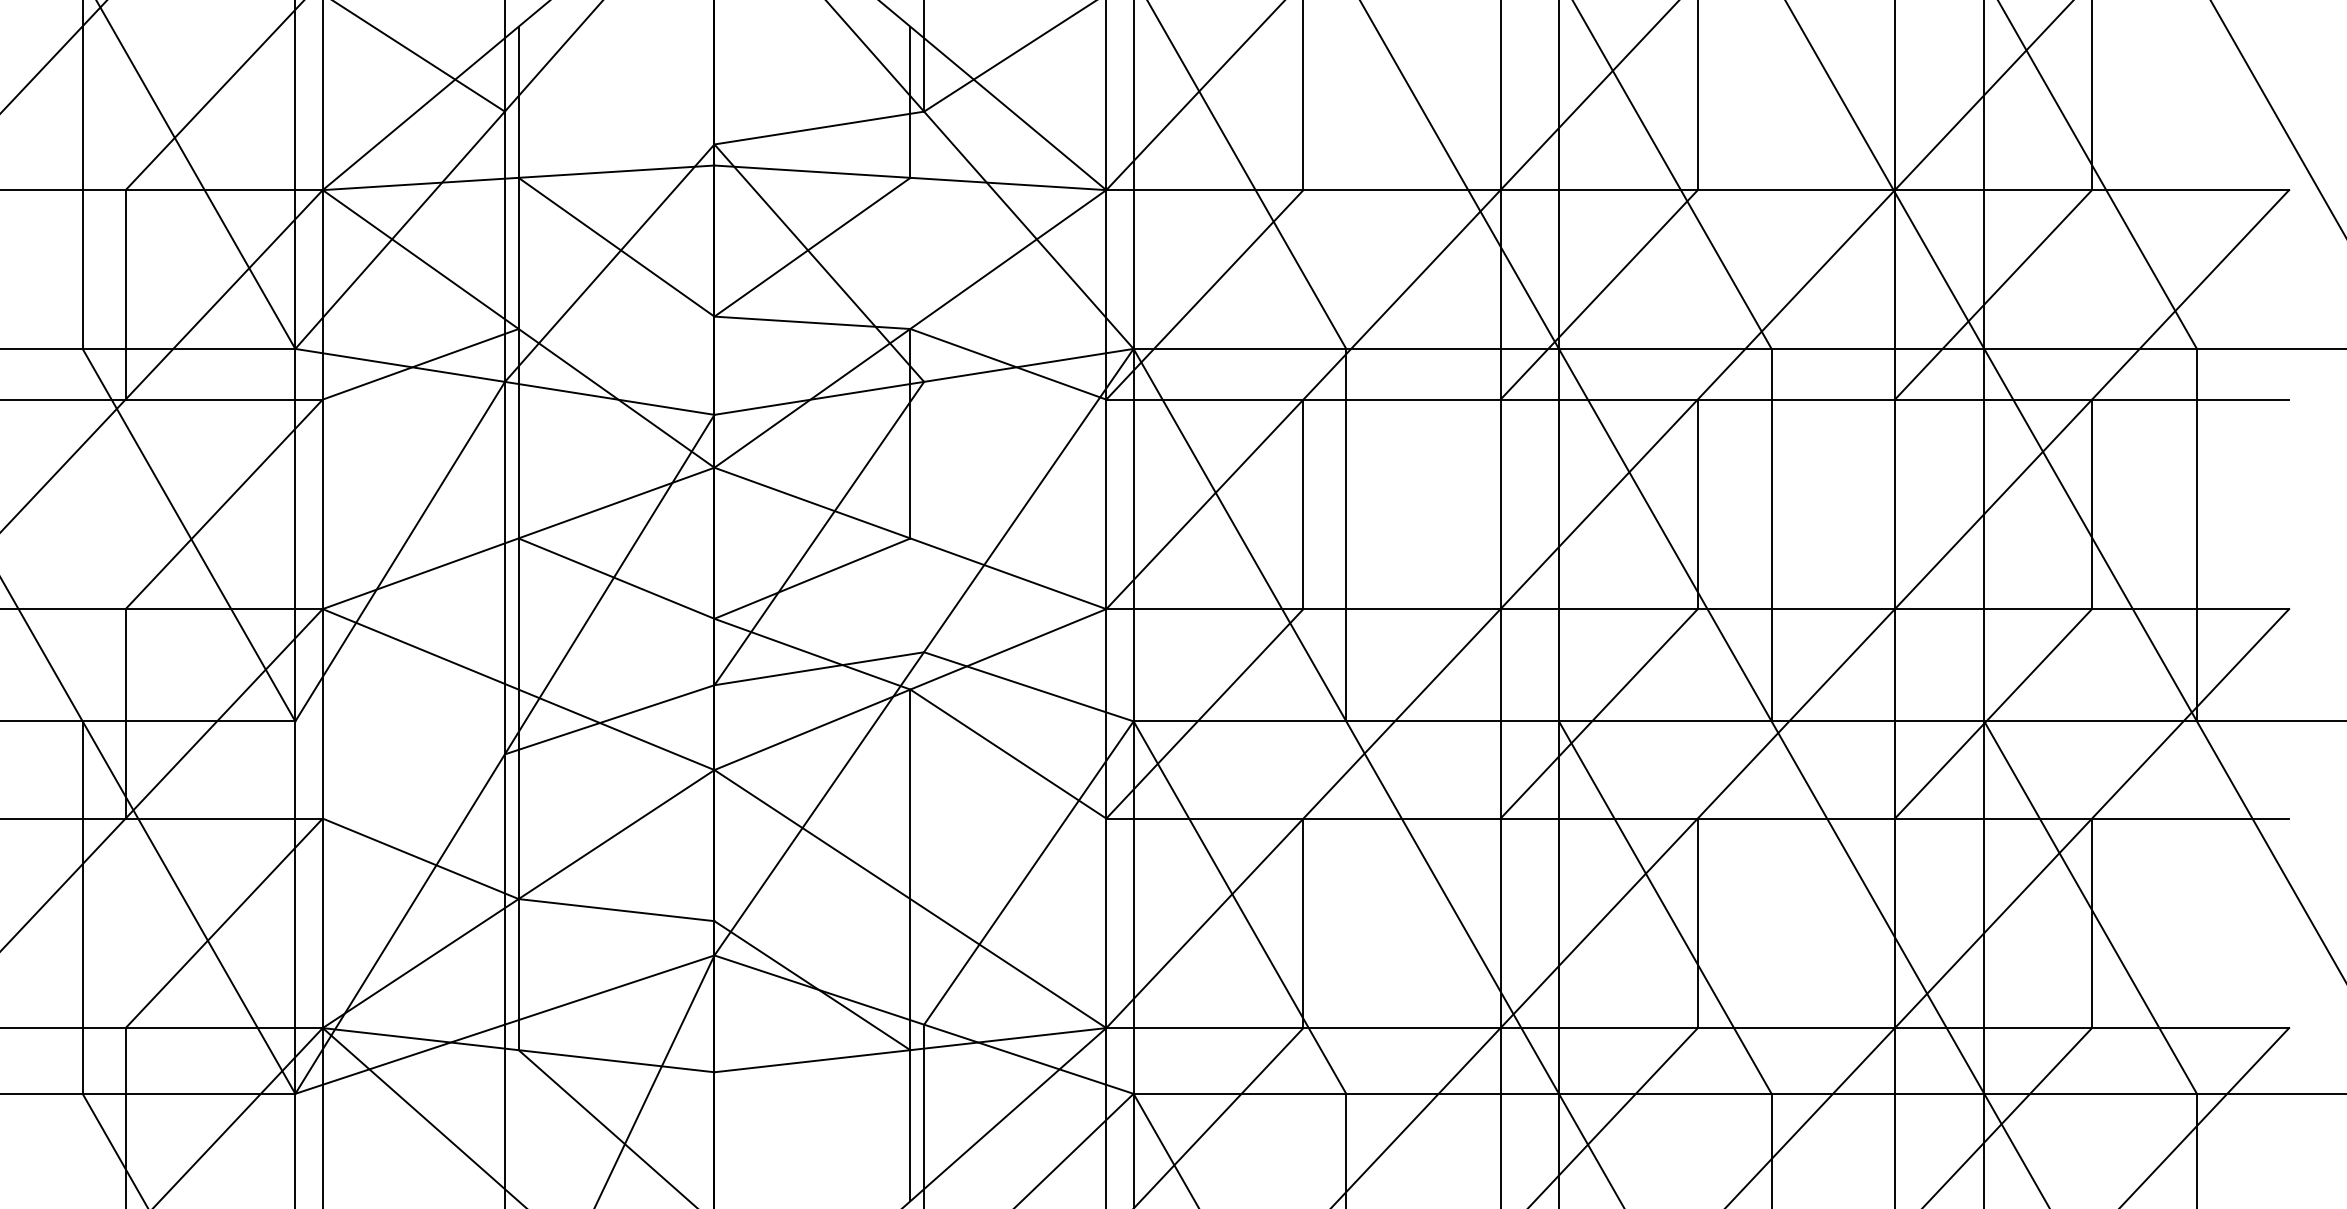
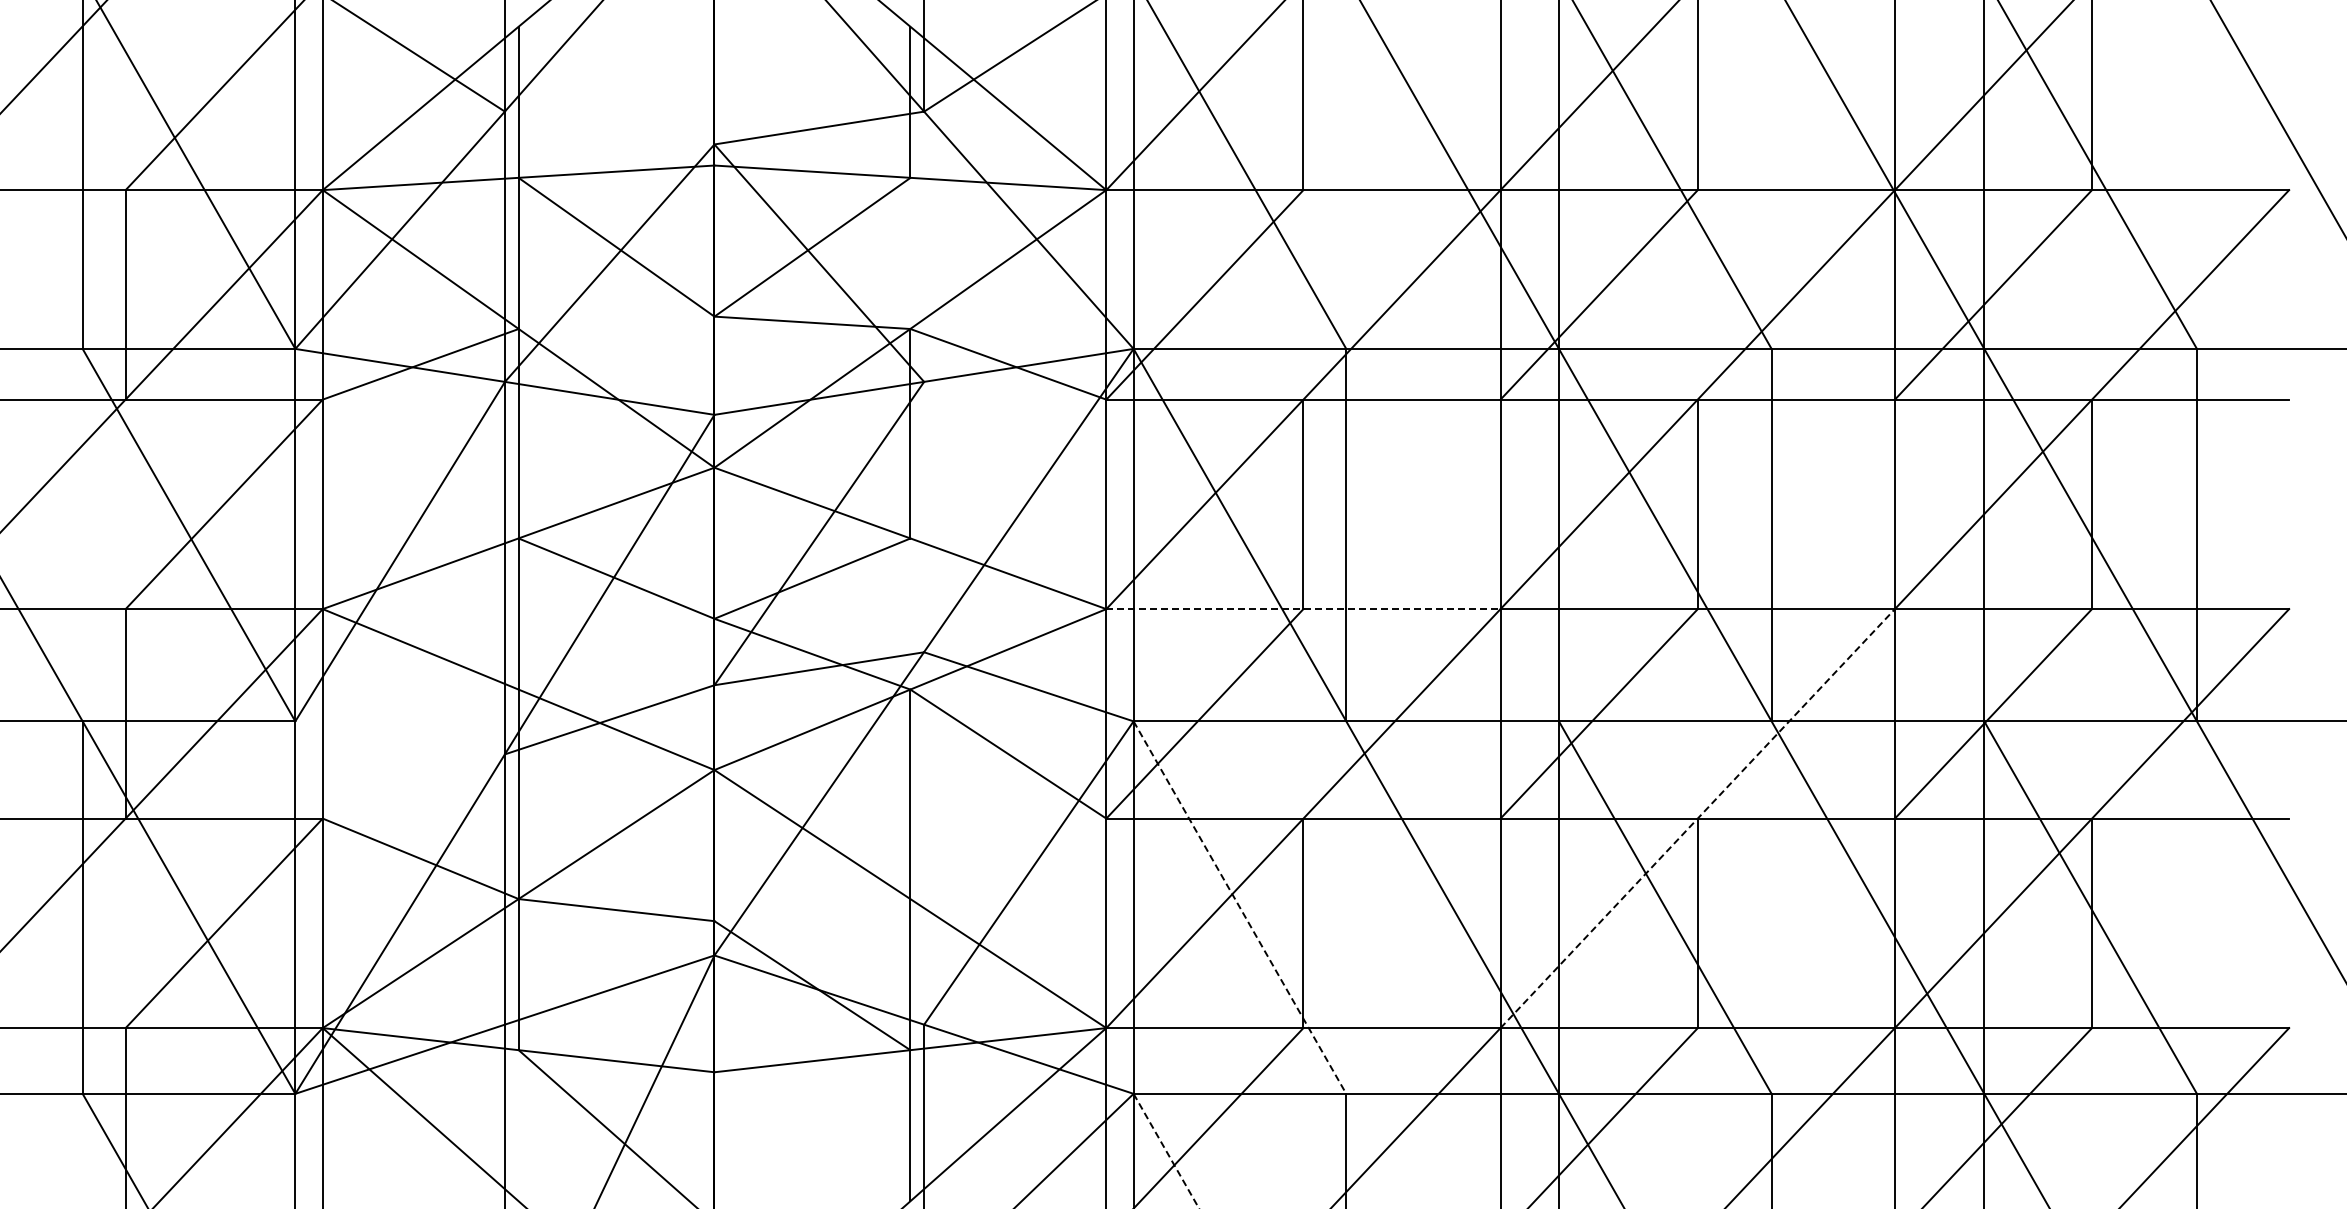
line: solid -> dashed (1303, 609)
line: solid -> dashed (1697, 818)
line: solid -> dashed (1240, 908)
line: solid -> dashed (1166, 1151)
